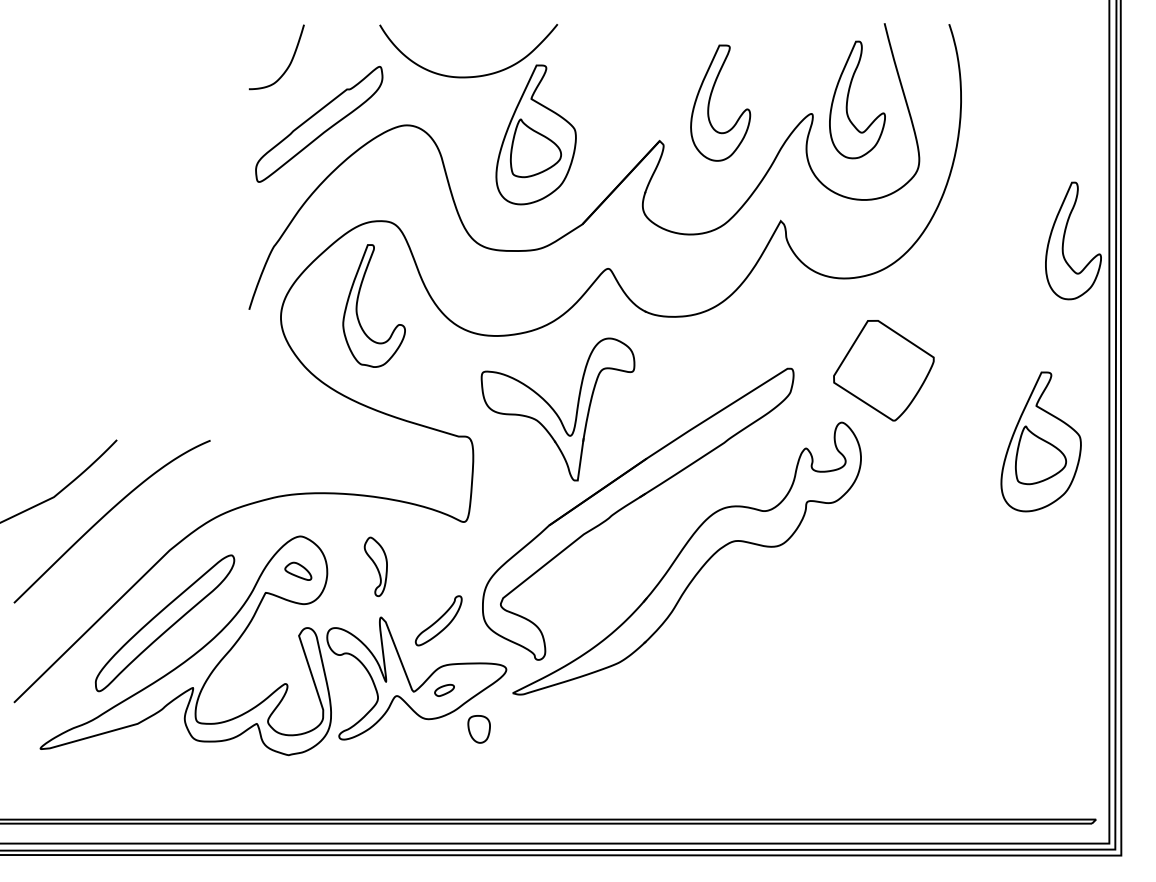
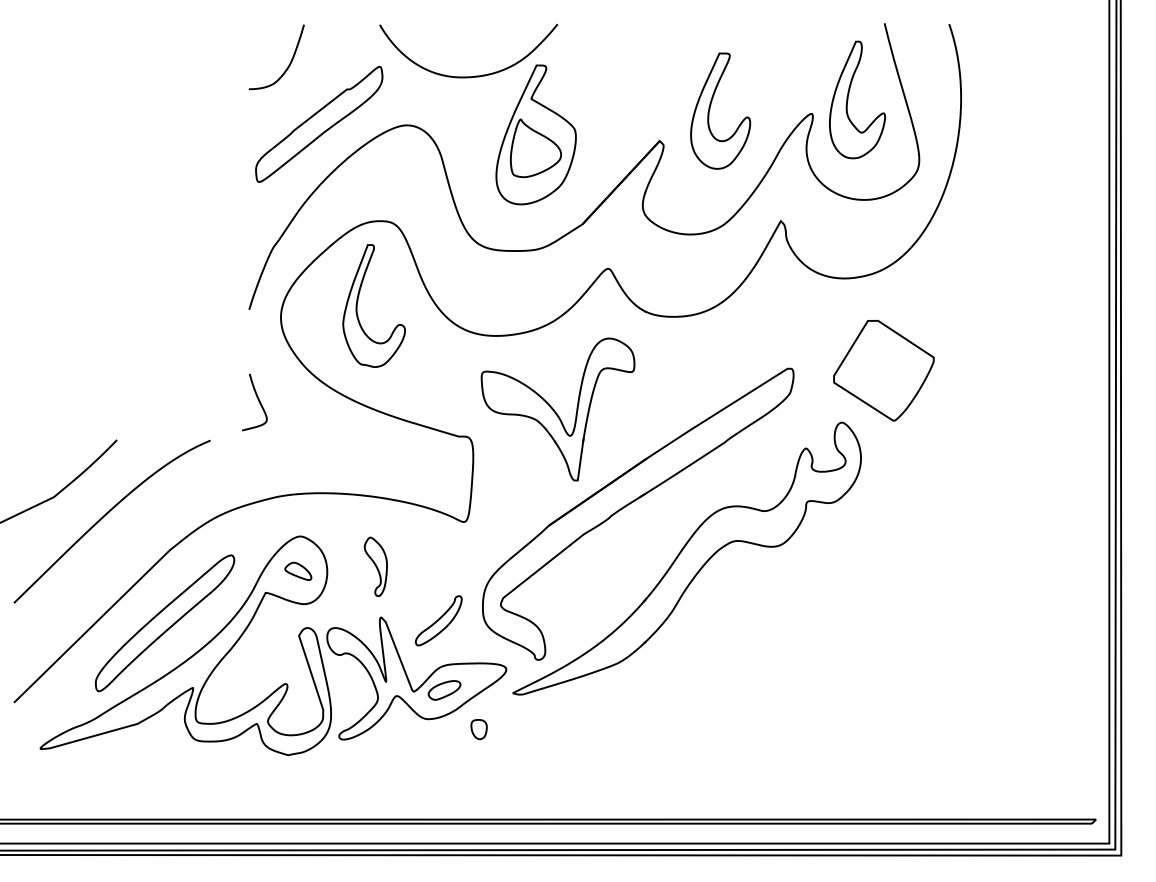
part position: (710, 101) -> (710, 109) (710, 109)
part: present -> none (1064, 240)
curve: none -> present (258, 401)
part: present -> none (1040, 441)
part size: 21x14 px -> 35x21 px (444, 690)
part size: 24x29 px -> 18x22 px (478, 729)
